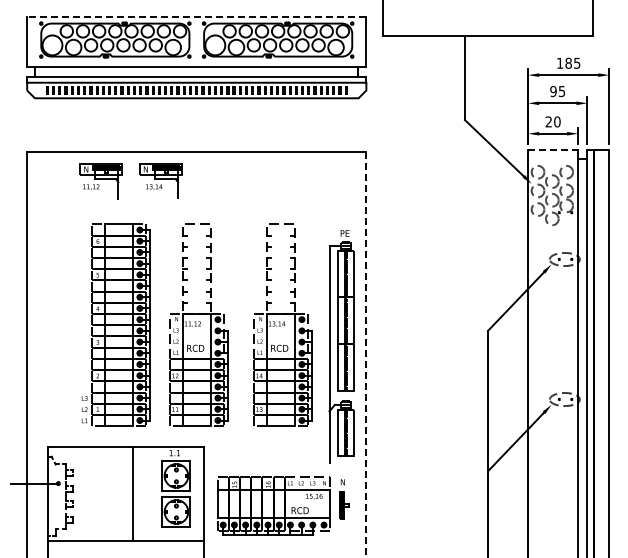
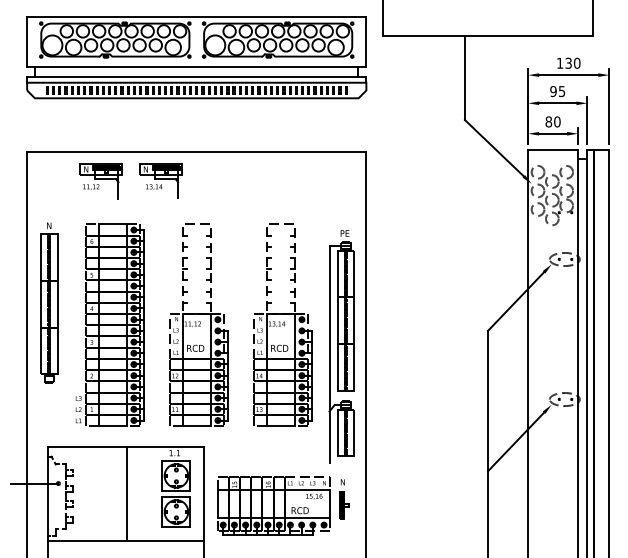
line: dashed -> solid (196, 17)
text: 185 -> 130 (572, 62)
text: 20 -> 80 (548, 121)
line: dashed -> solid (553, 150)
part: none -> present (49, 302)
part position: (115, 324) -> (109, 324) (109, 324)
line: dashed -> solid (366, 355)
line position: (133, 493) -> (127, 493) (127, 493)
